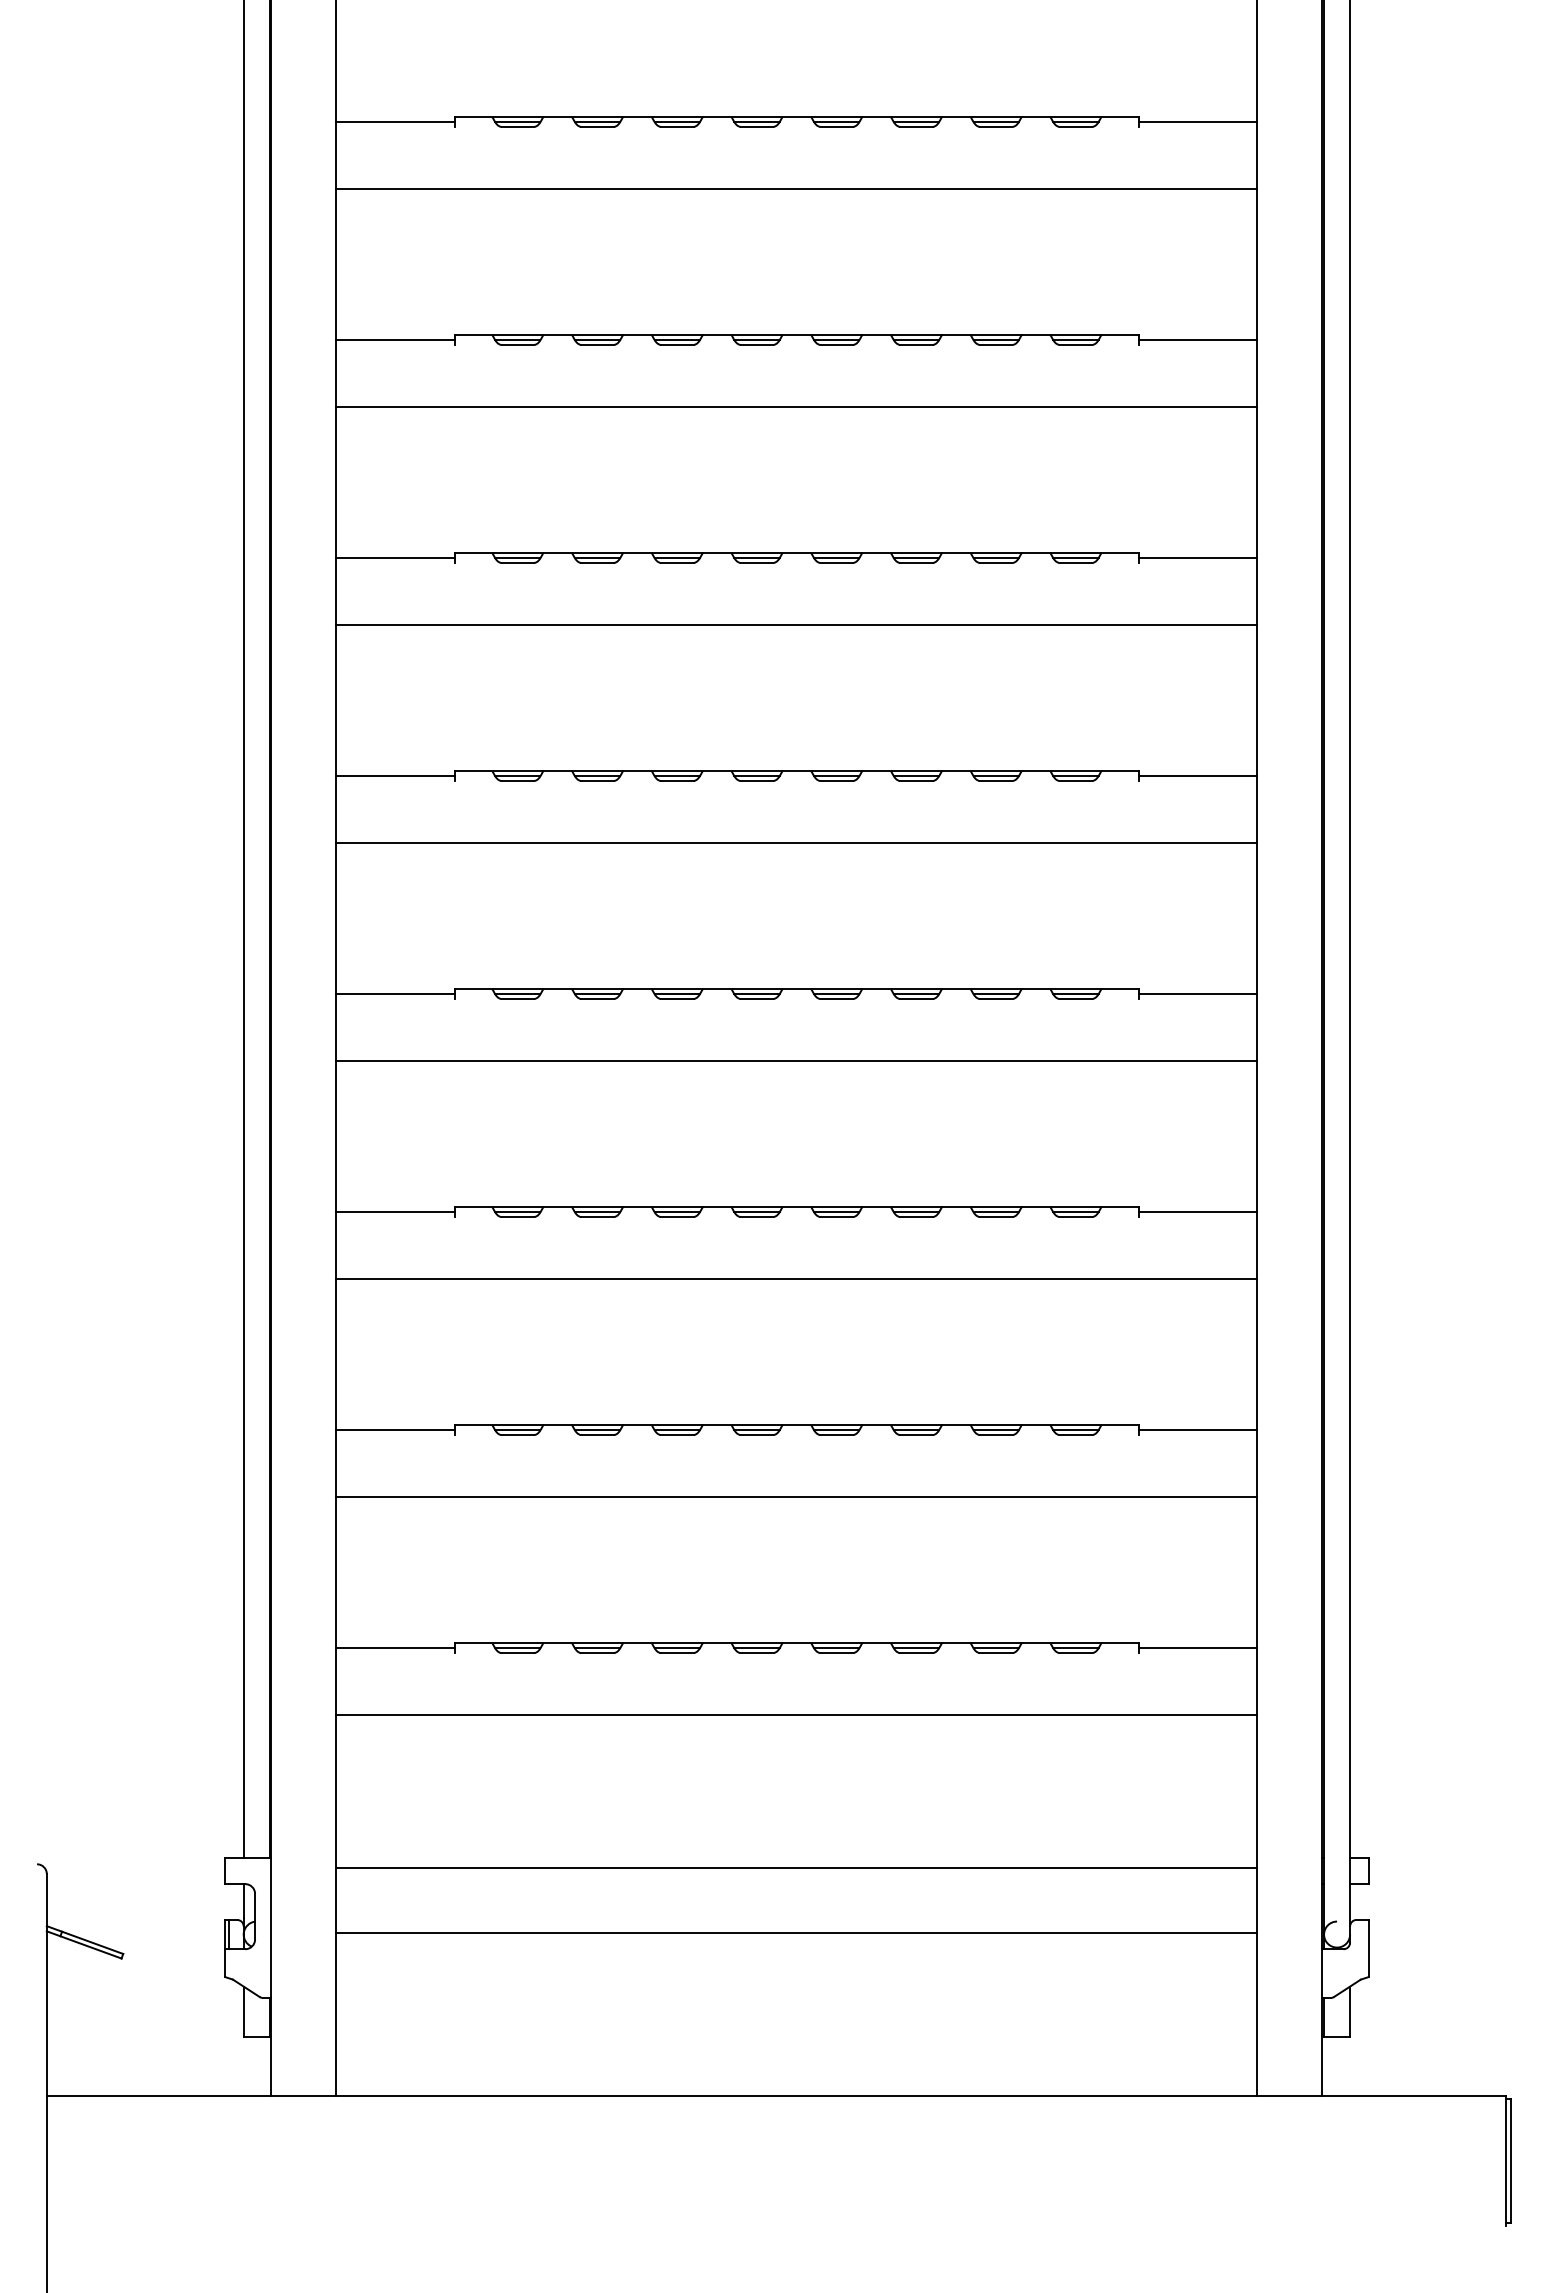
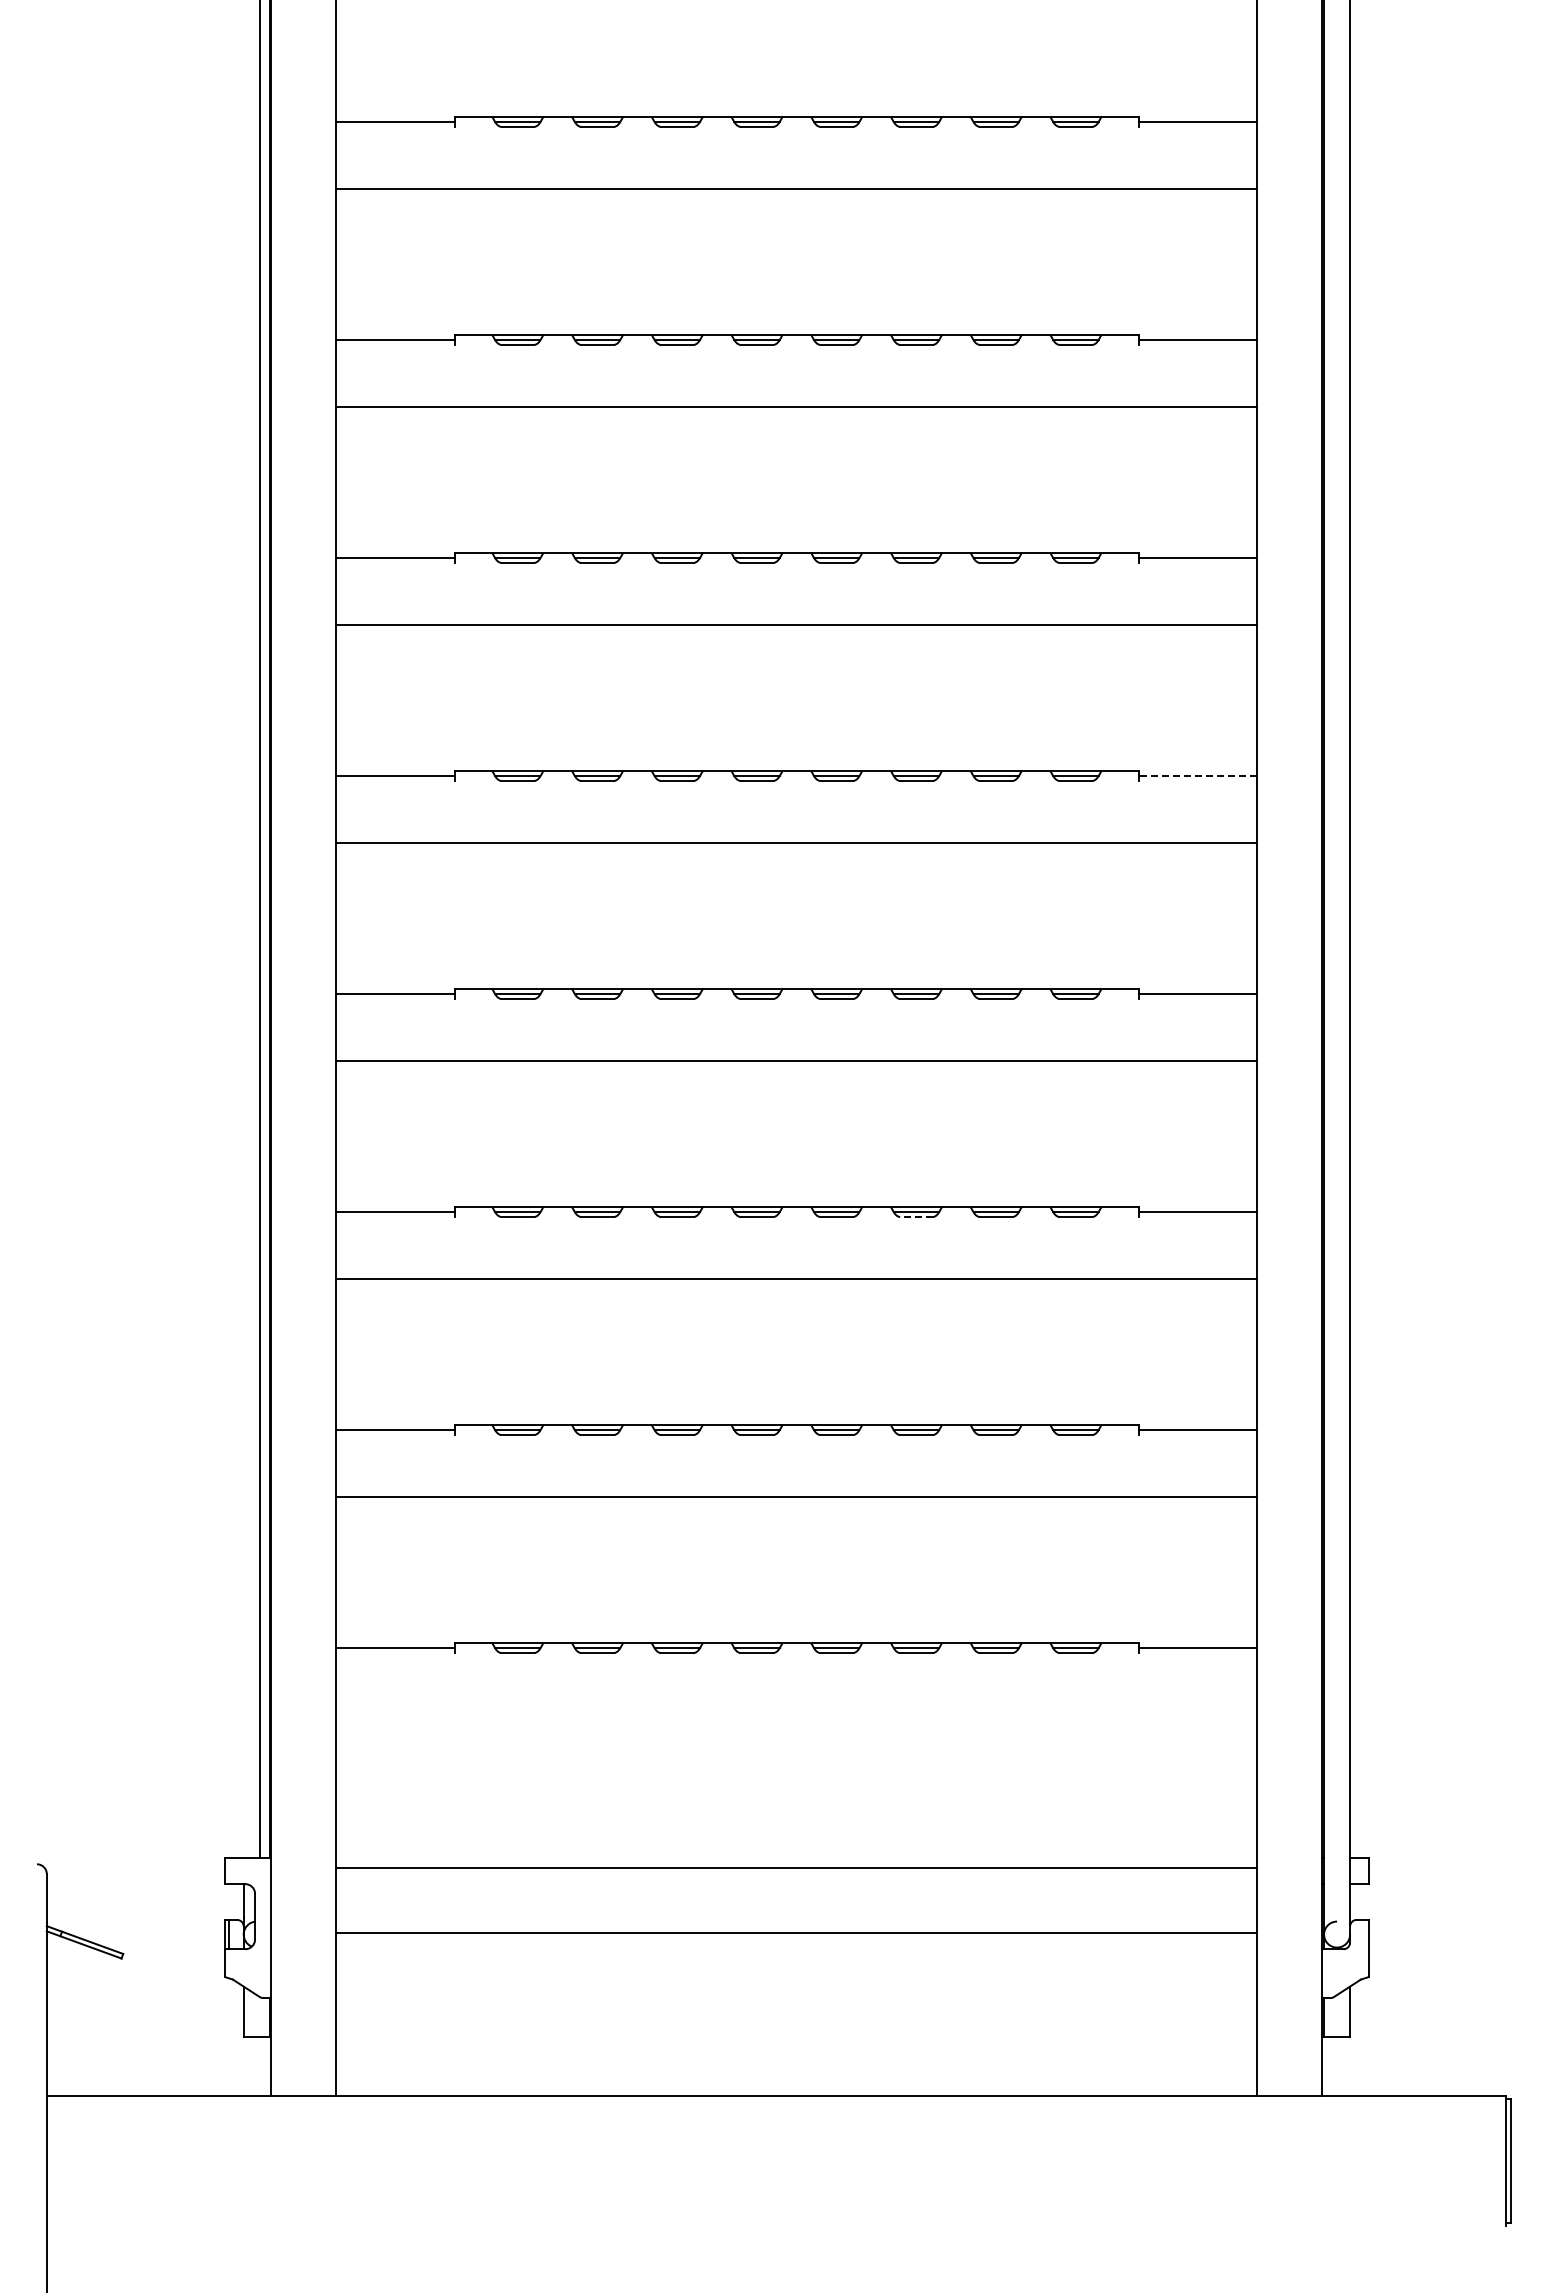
line: solid -> dashed (1197, 776)
line position: (243, 930) -> (259, 930) (259, 930)
line: solid -> dashed (915, 1217)
line: present -> none (796, 1714)
